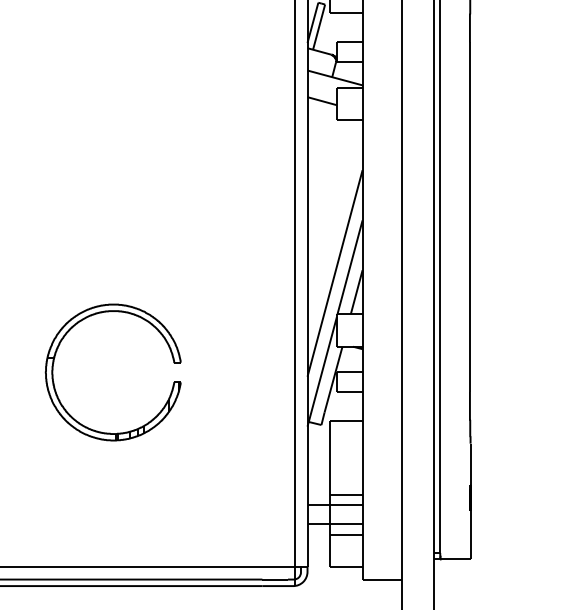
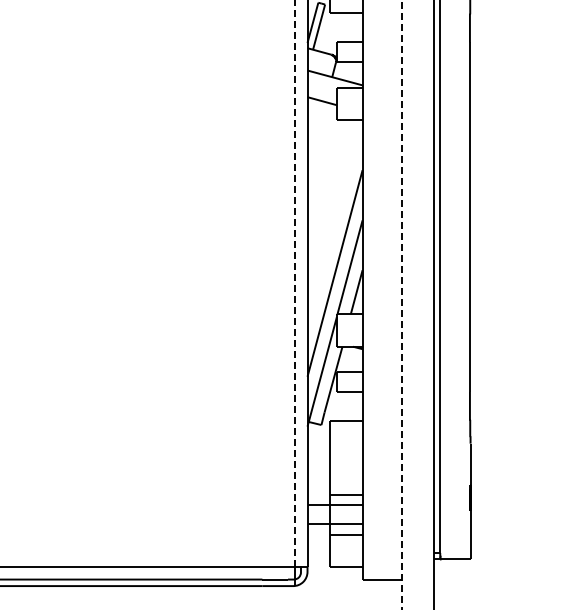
line: solid -> dashed (294, 283)
line: solid -> dashed (401, 305)
part: present -> none (54, 363)
